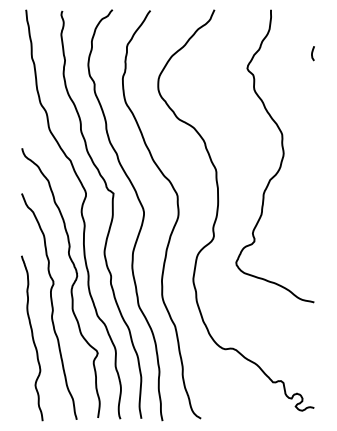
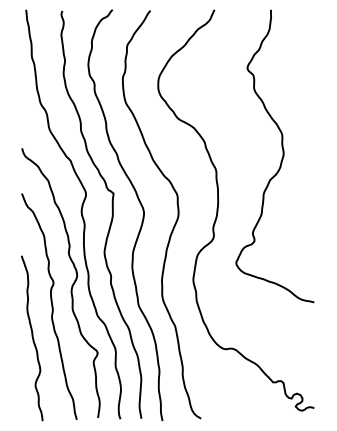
curve: present -> none (312, 53)
